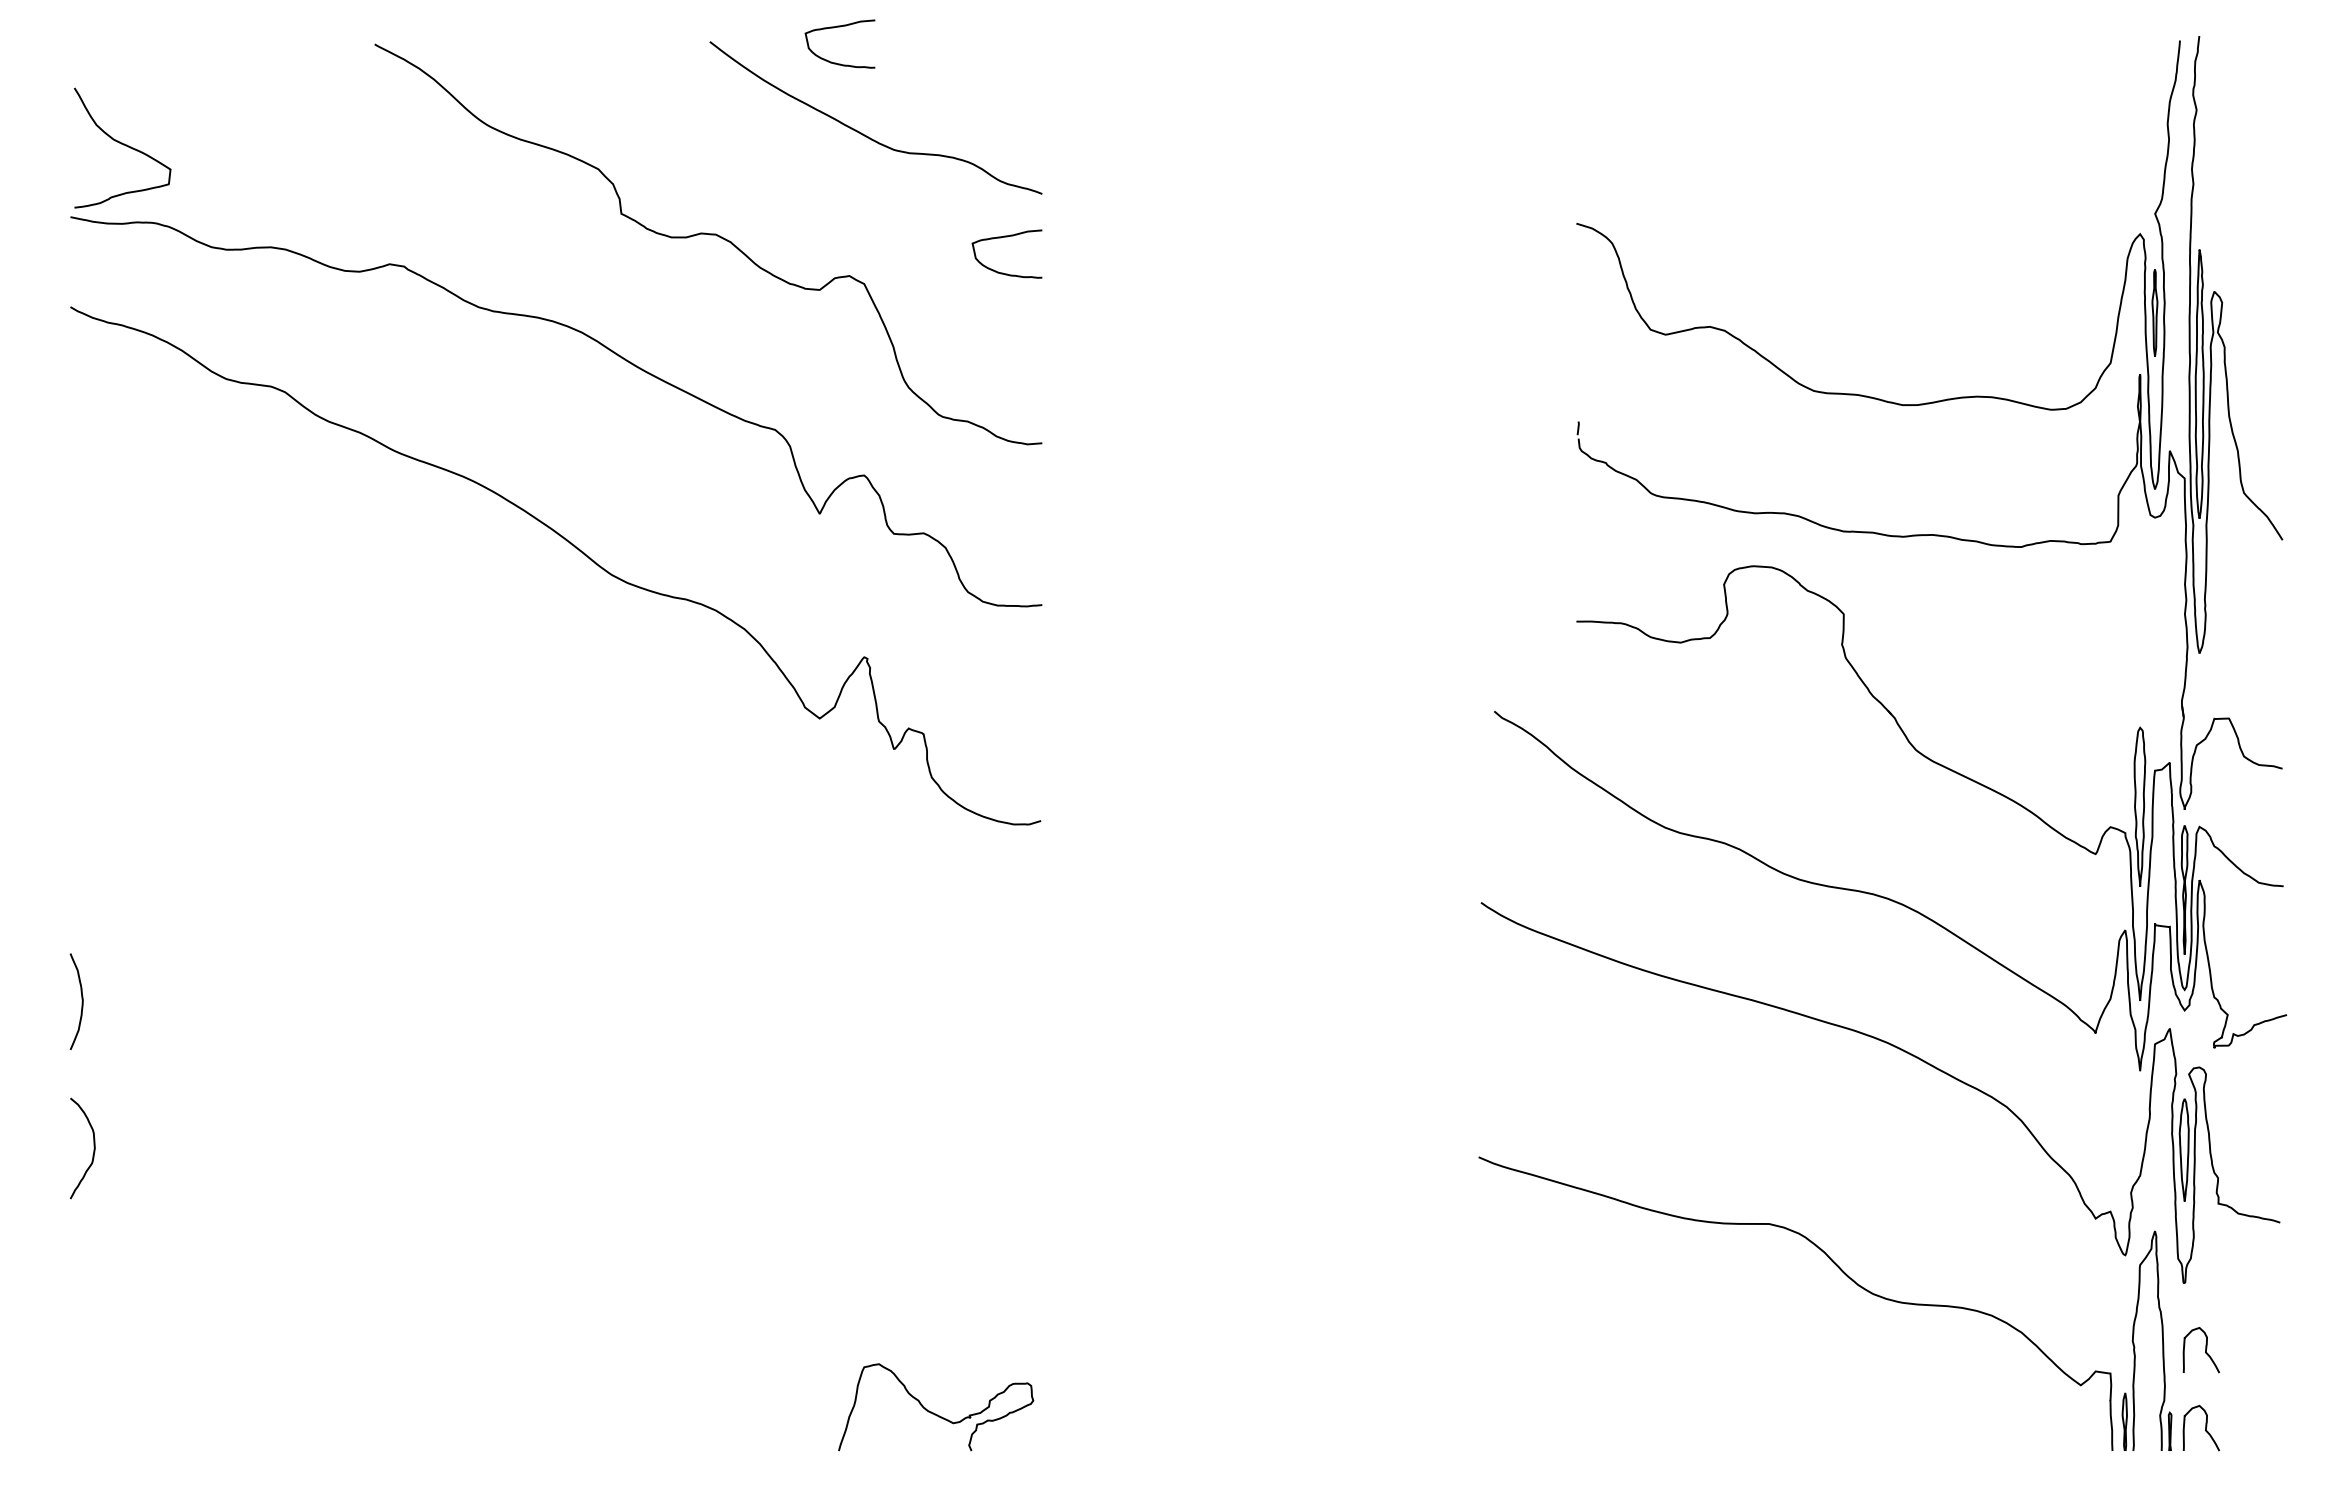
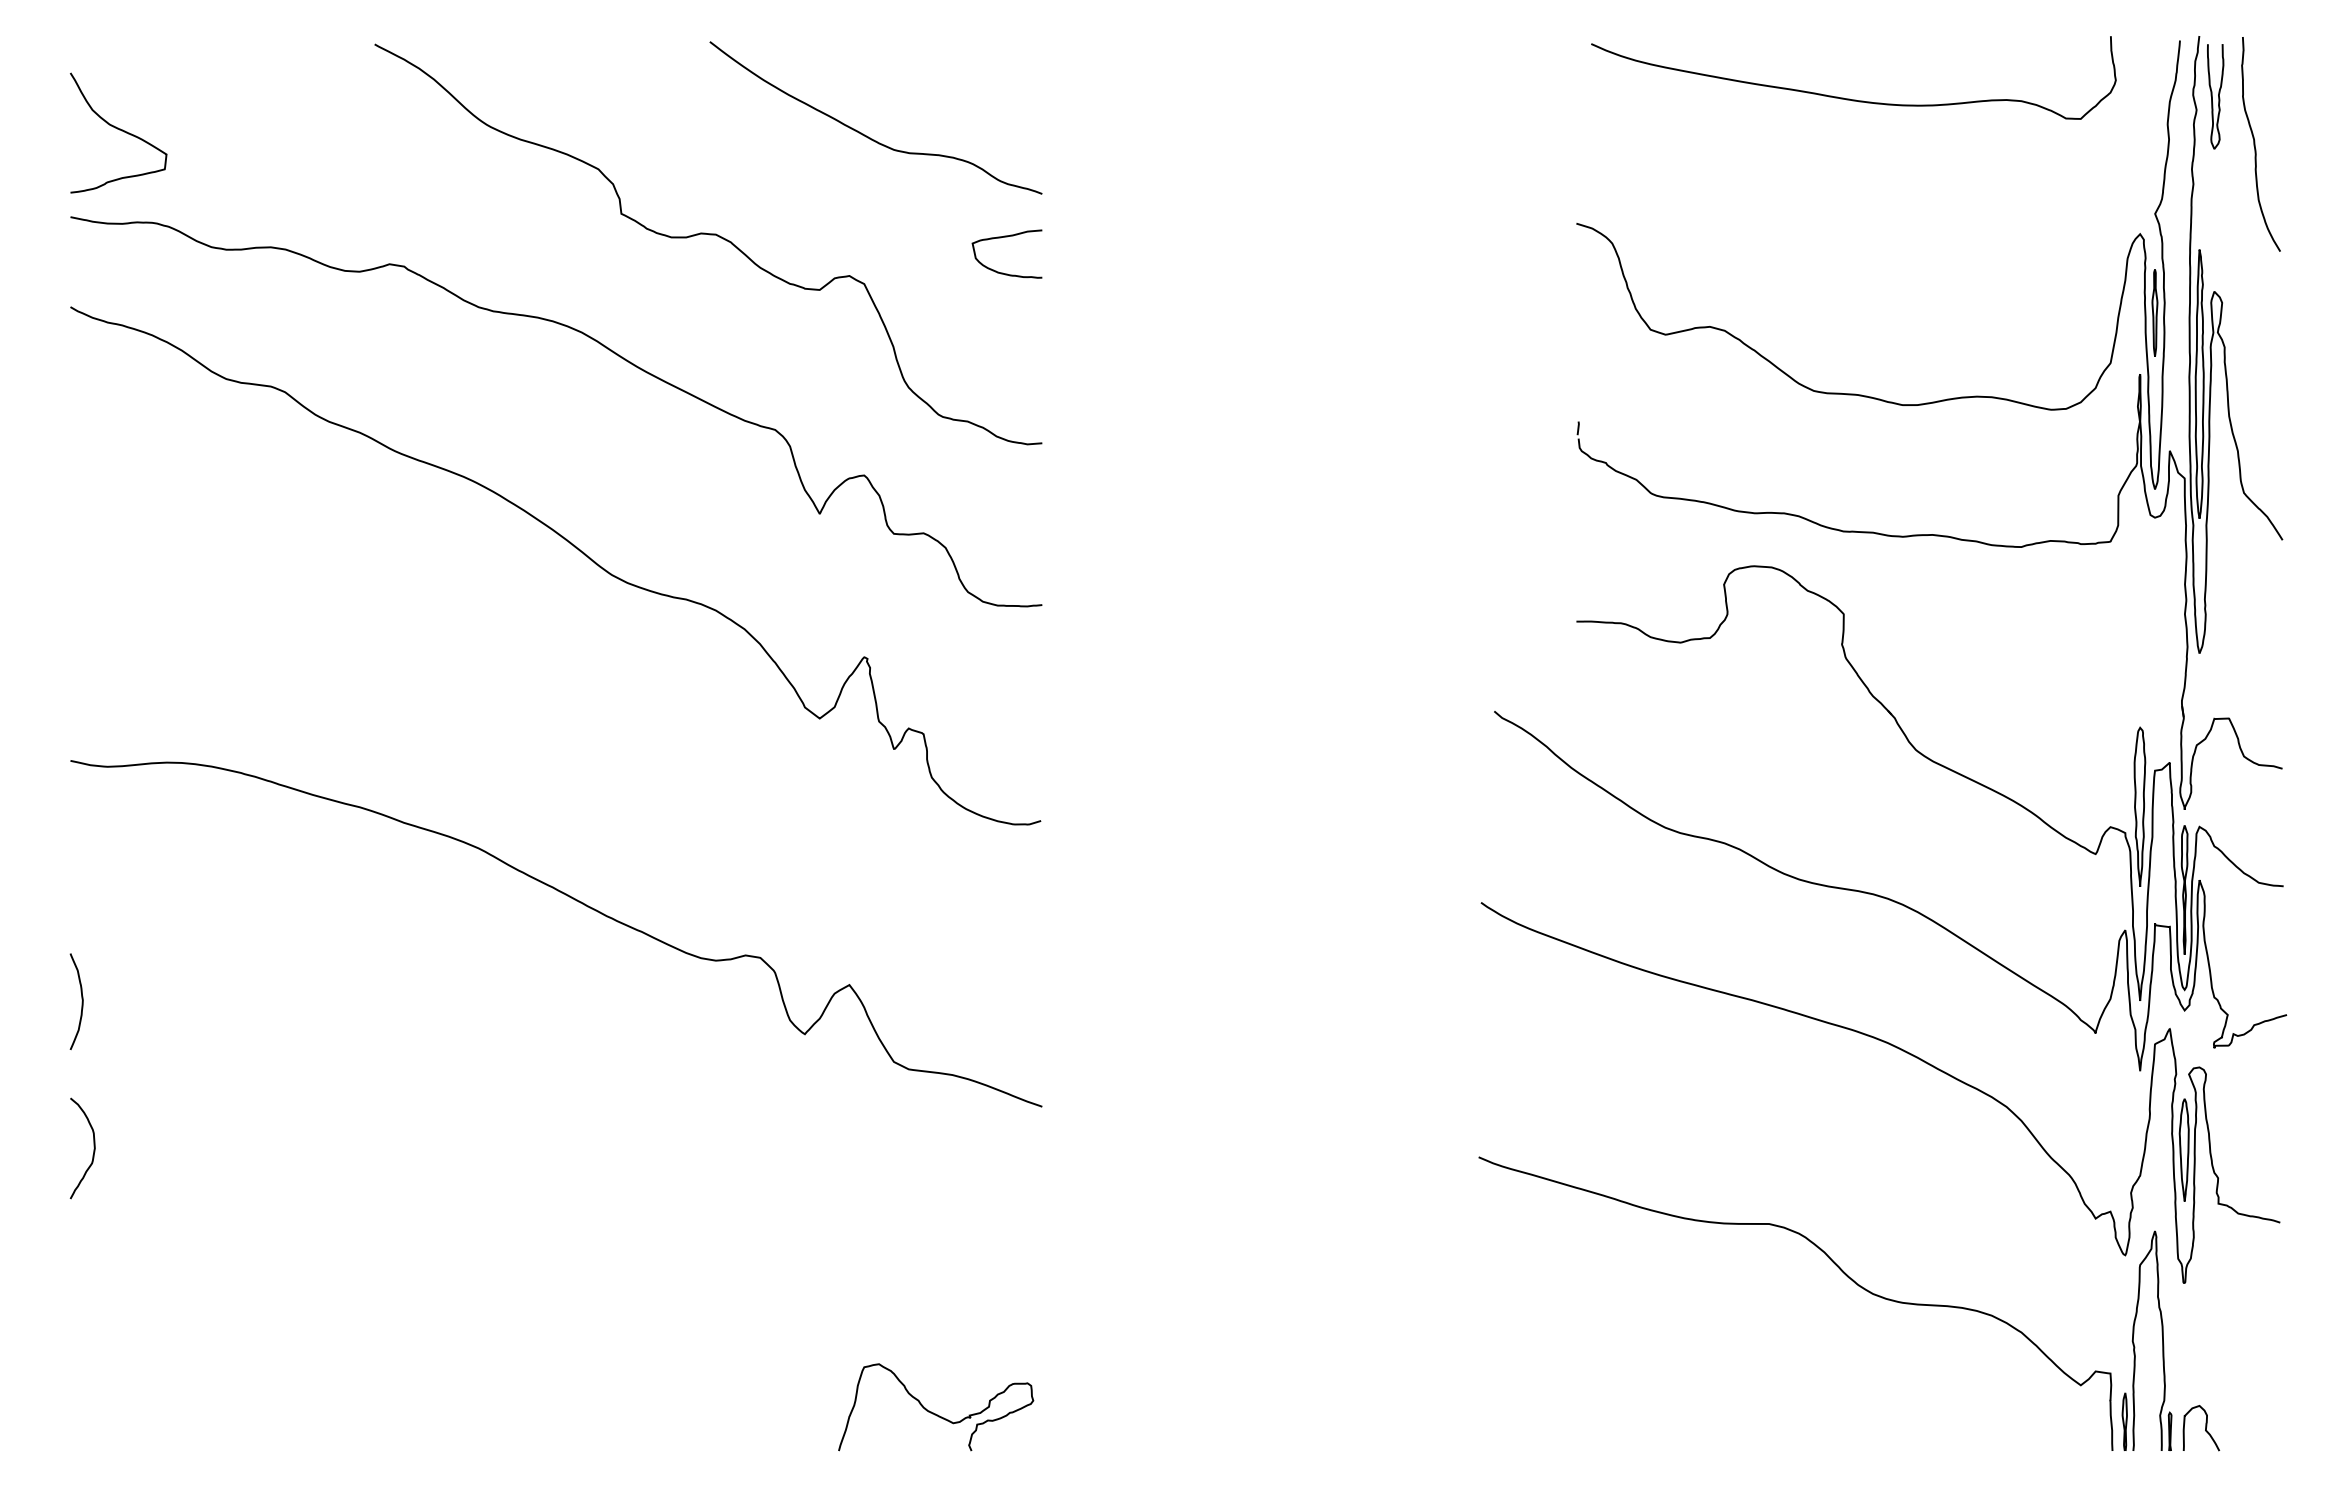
curve: present -> none (834, 28)
curve: none -> present (2212, 96)
curve: none -> present (1849, 98)
curve: none -> present (2255, 144)
curve position: (123, 145) -> (119, 130) (119, 130)
curve: none -> present (572, 899)
curve: present -> none (2205, 1350)
